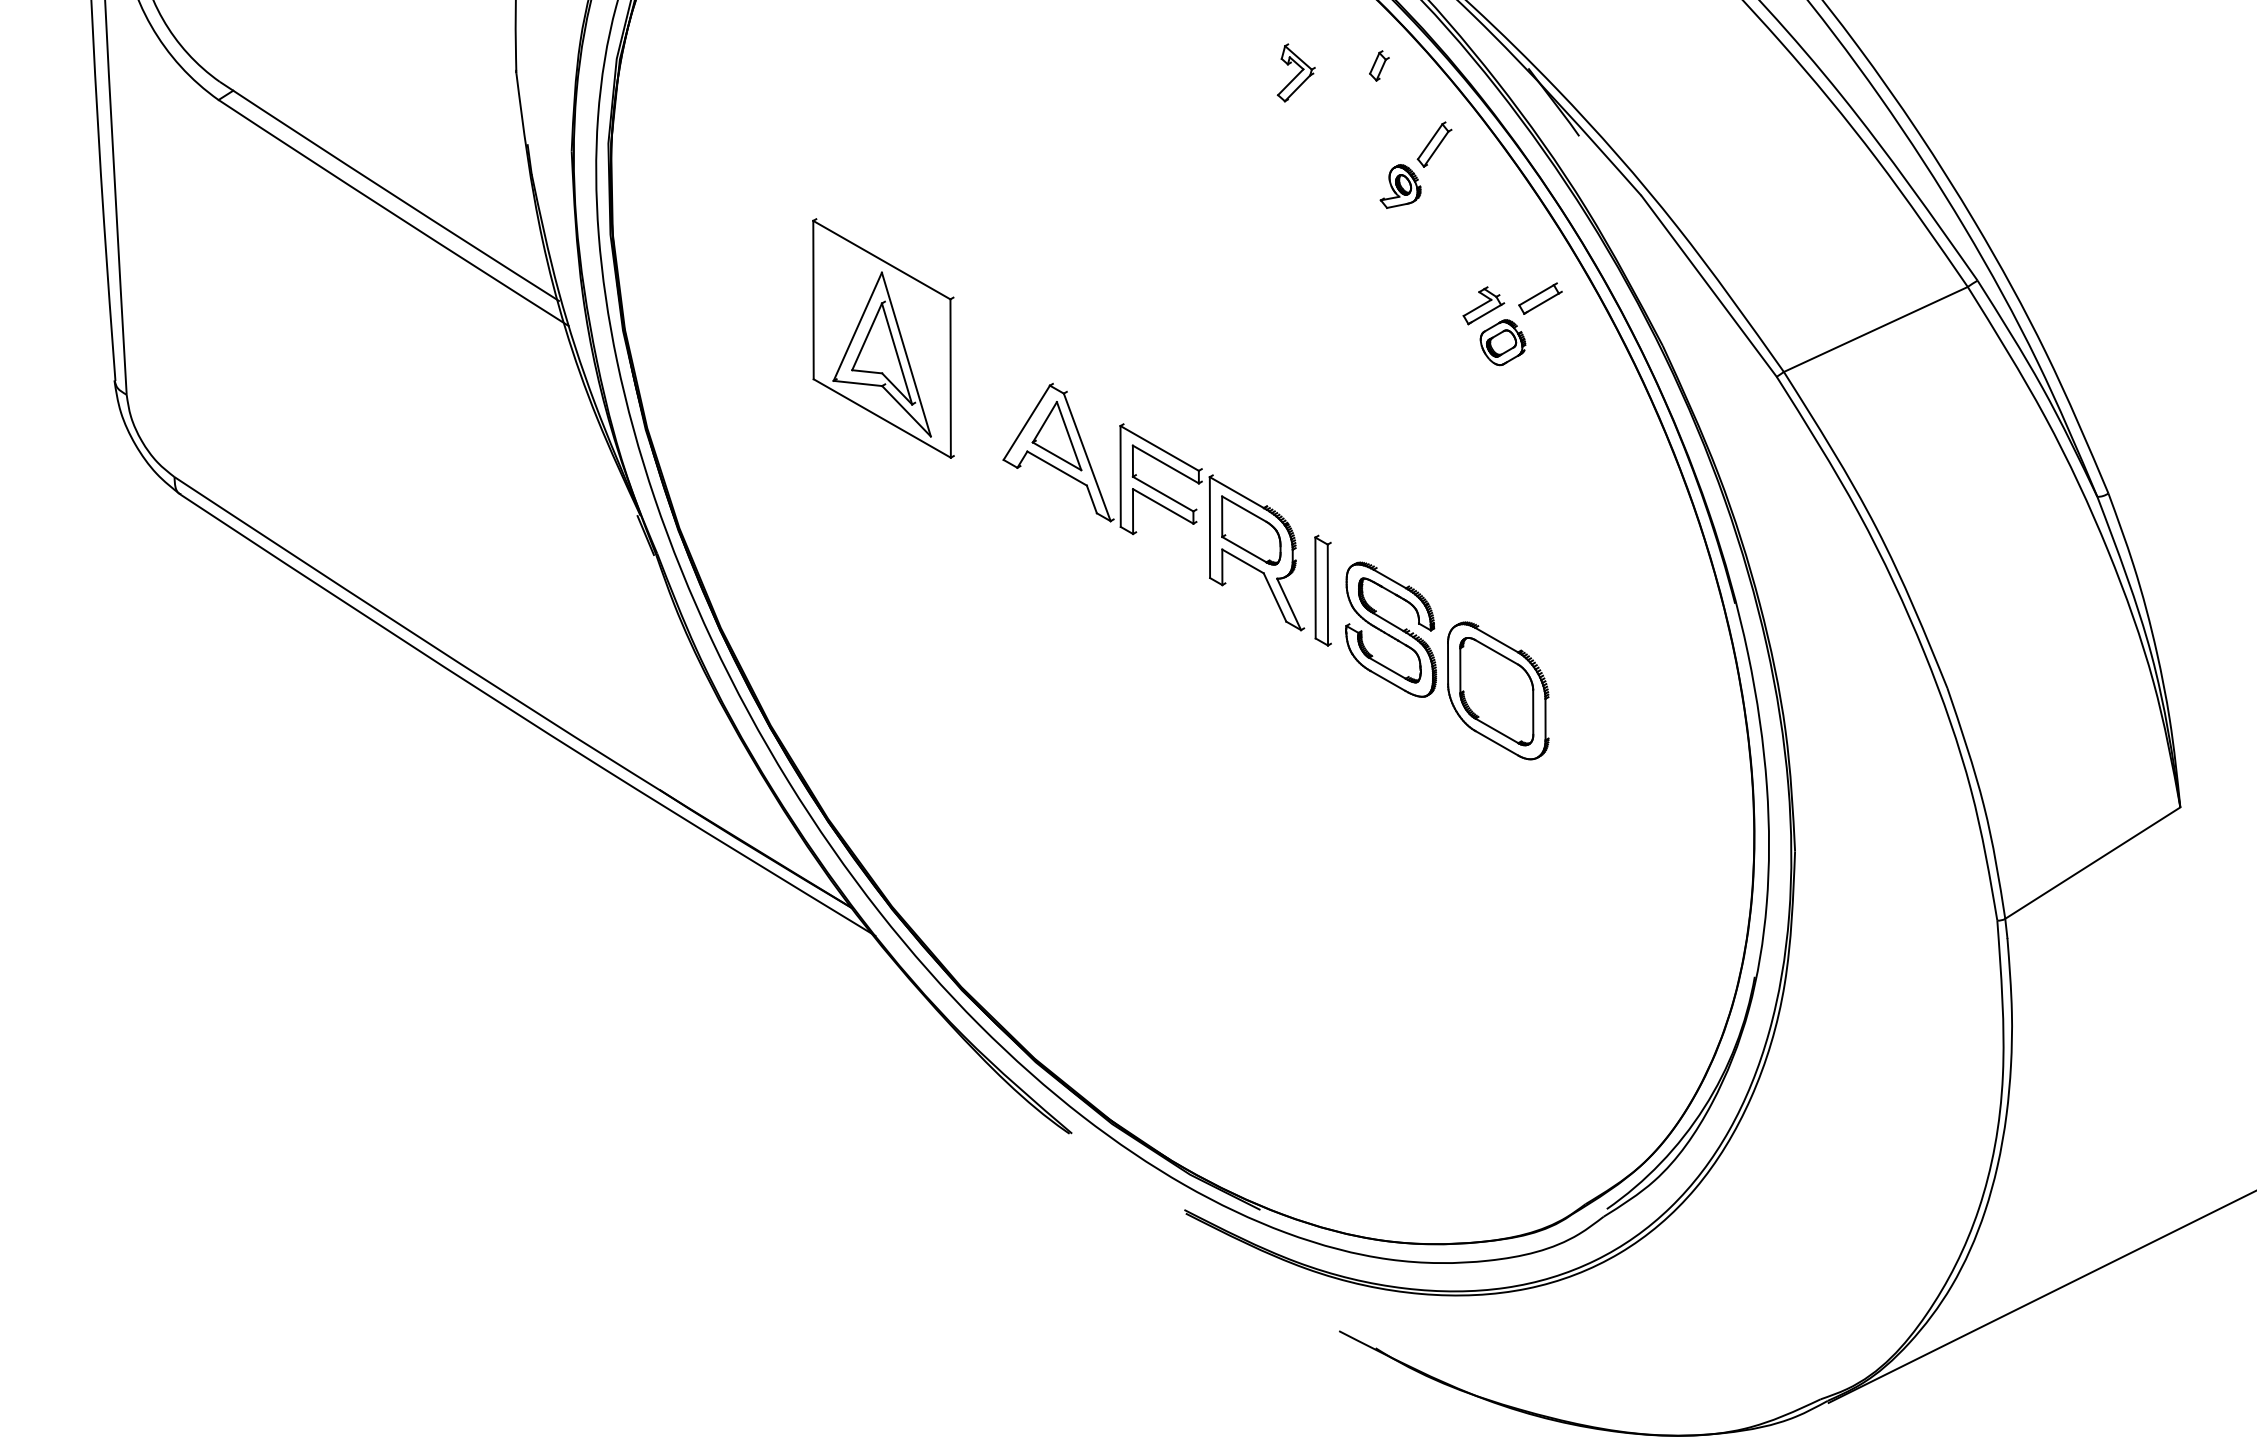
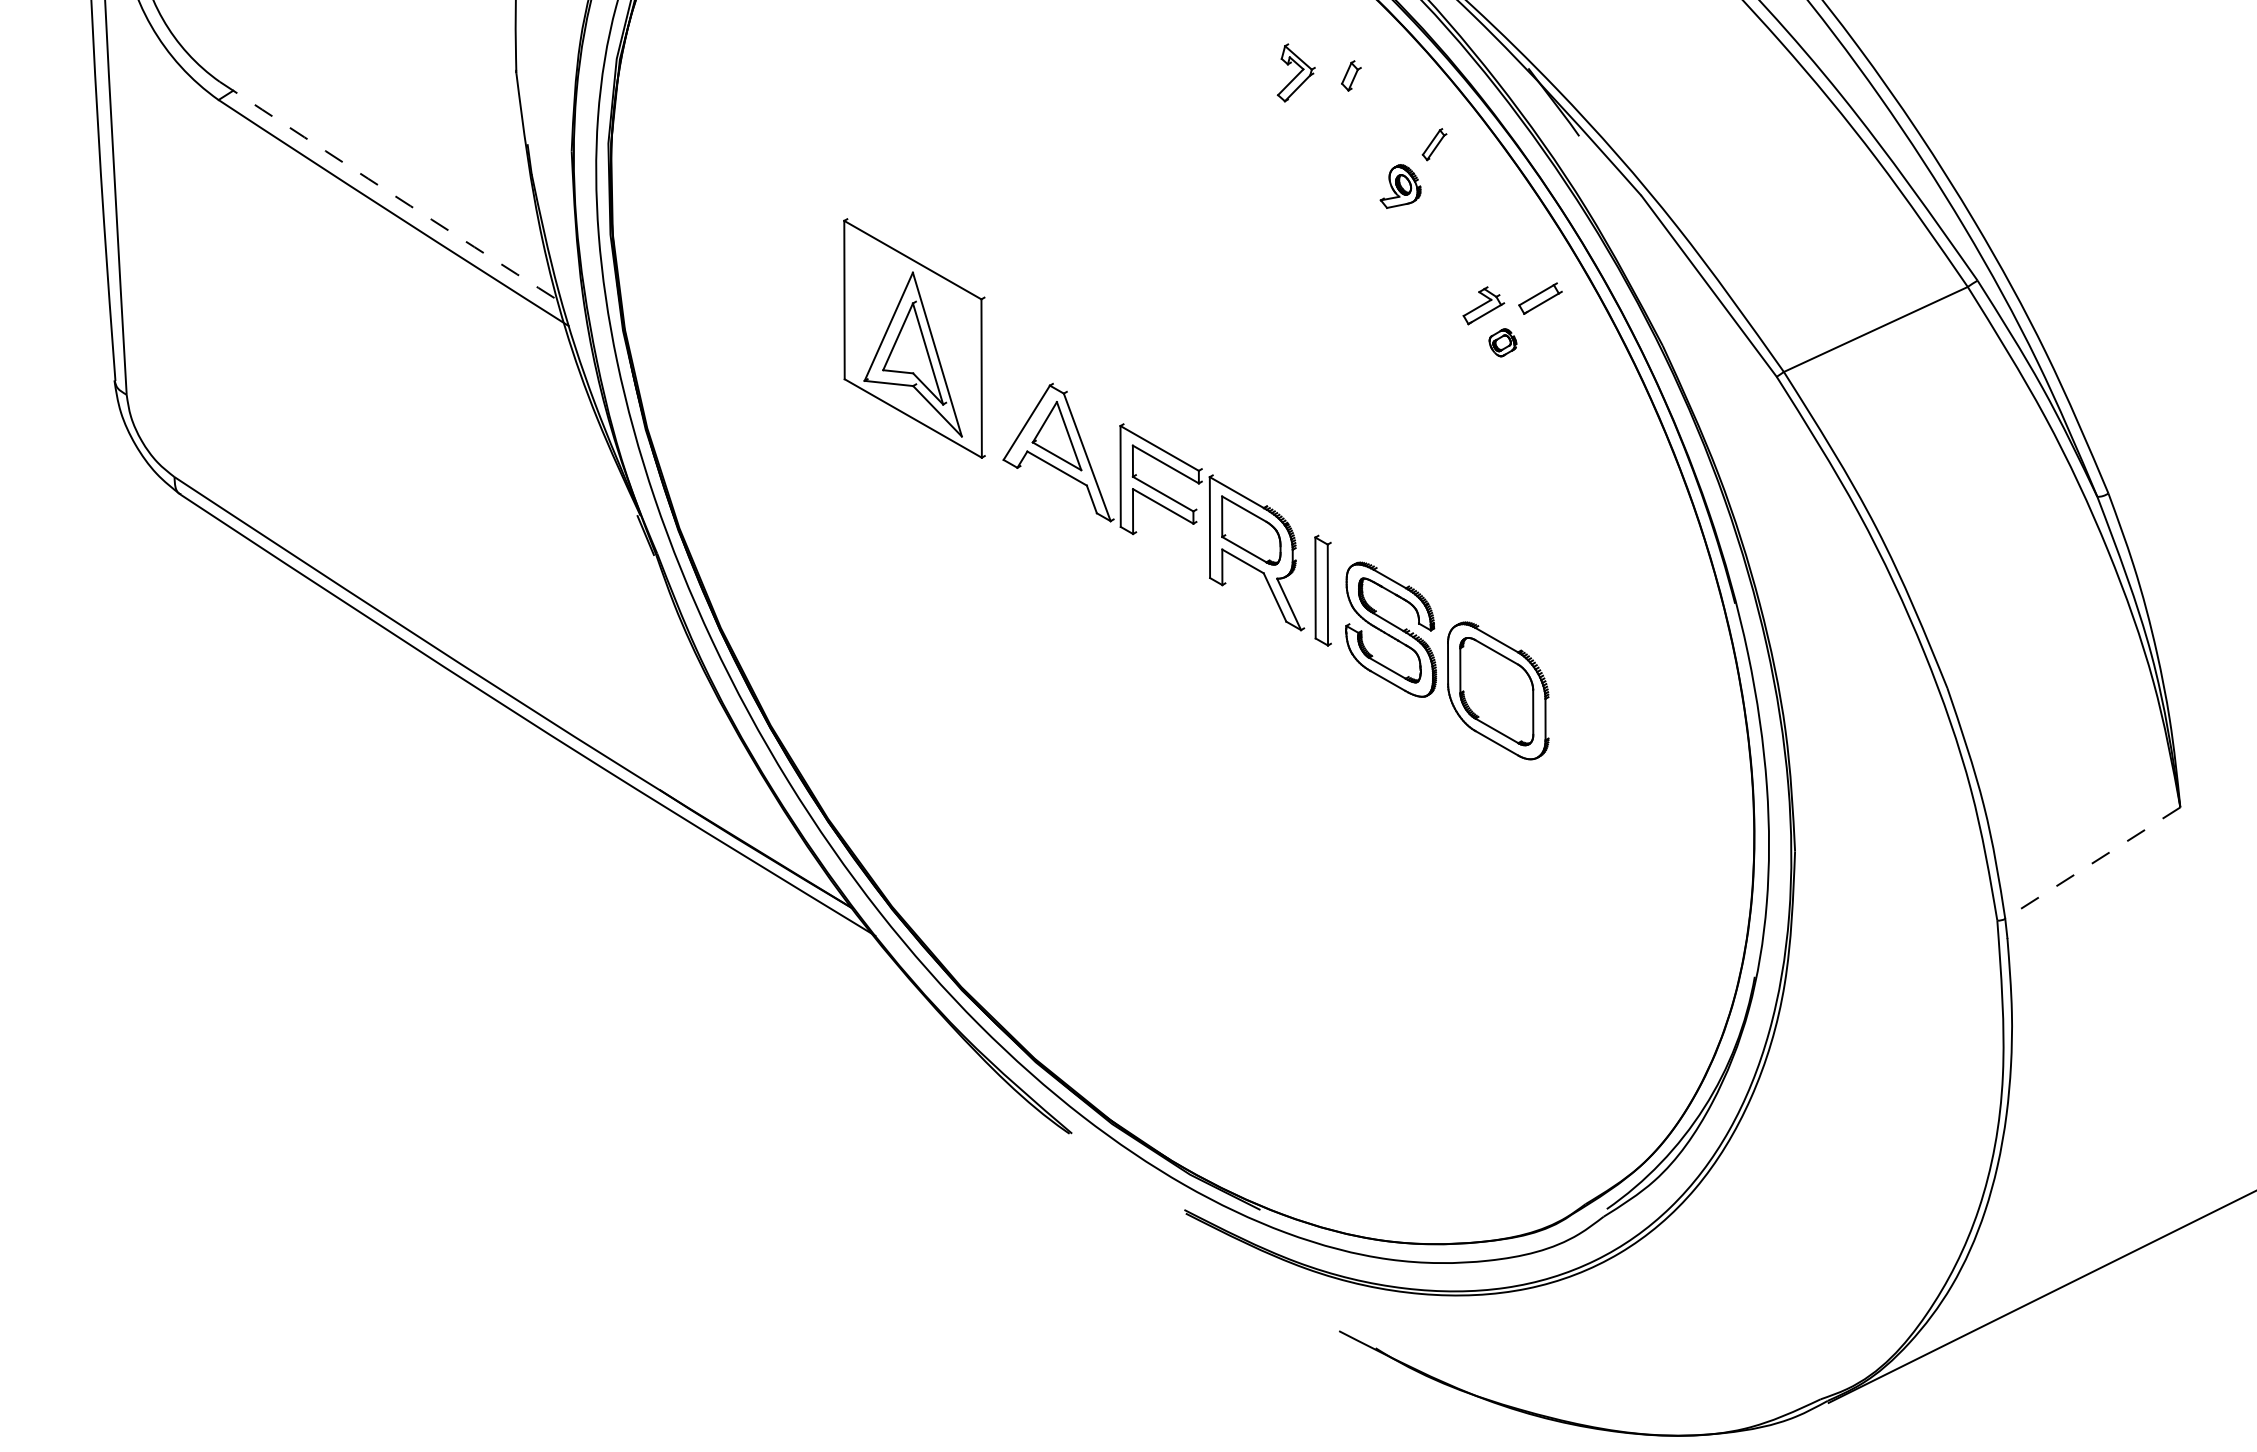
part position: (1379, 65) -> (1351, 75) (1351, 75)
part size: 37x47 px -> 27x34 px (1434, 144)
arc: solid -> dashed (389, 192)
part position: (883, 338) -> (914, 338) (914, 338)
part size: 48x48 px -> 30x30 px (1502, 342)
line: solid -> dashed (2092, 863)
